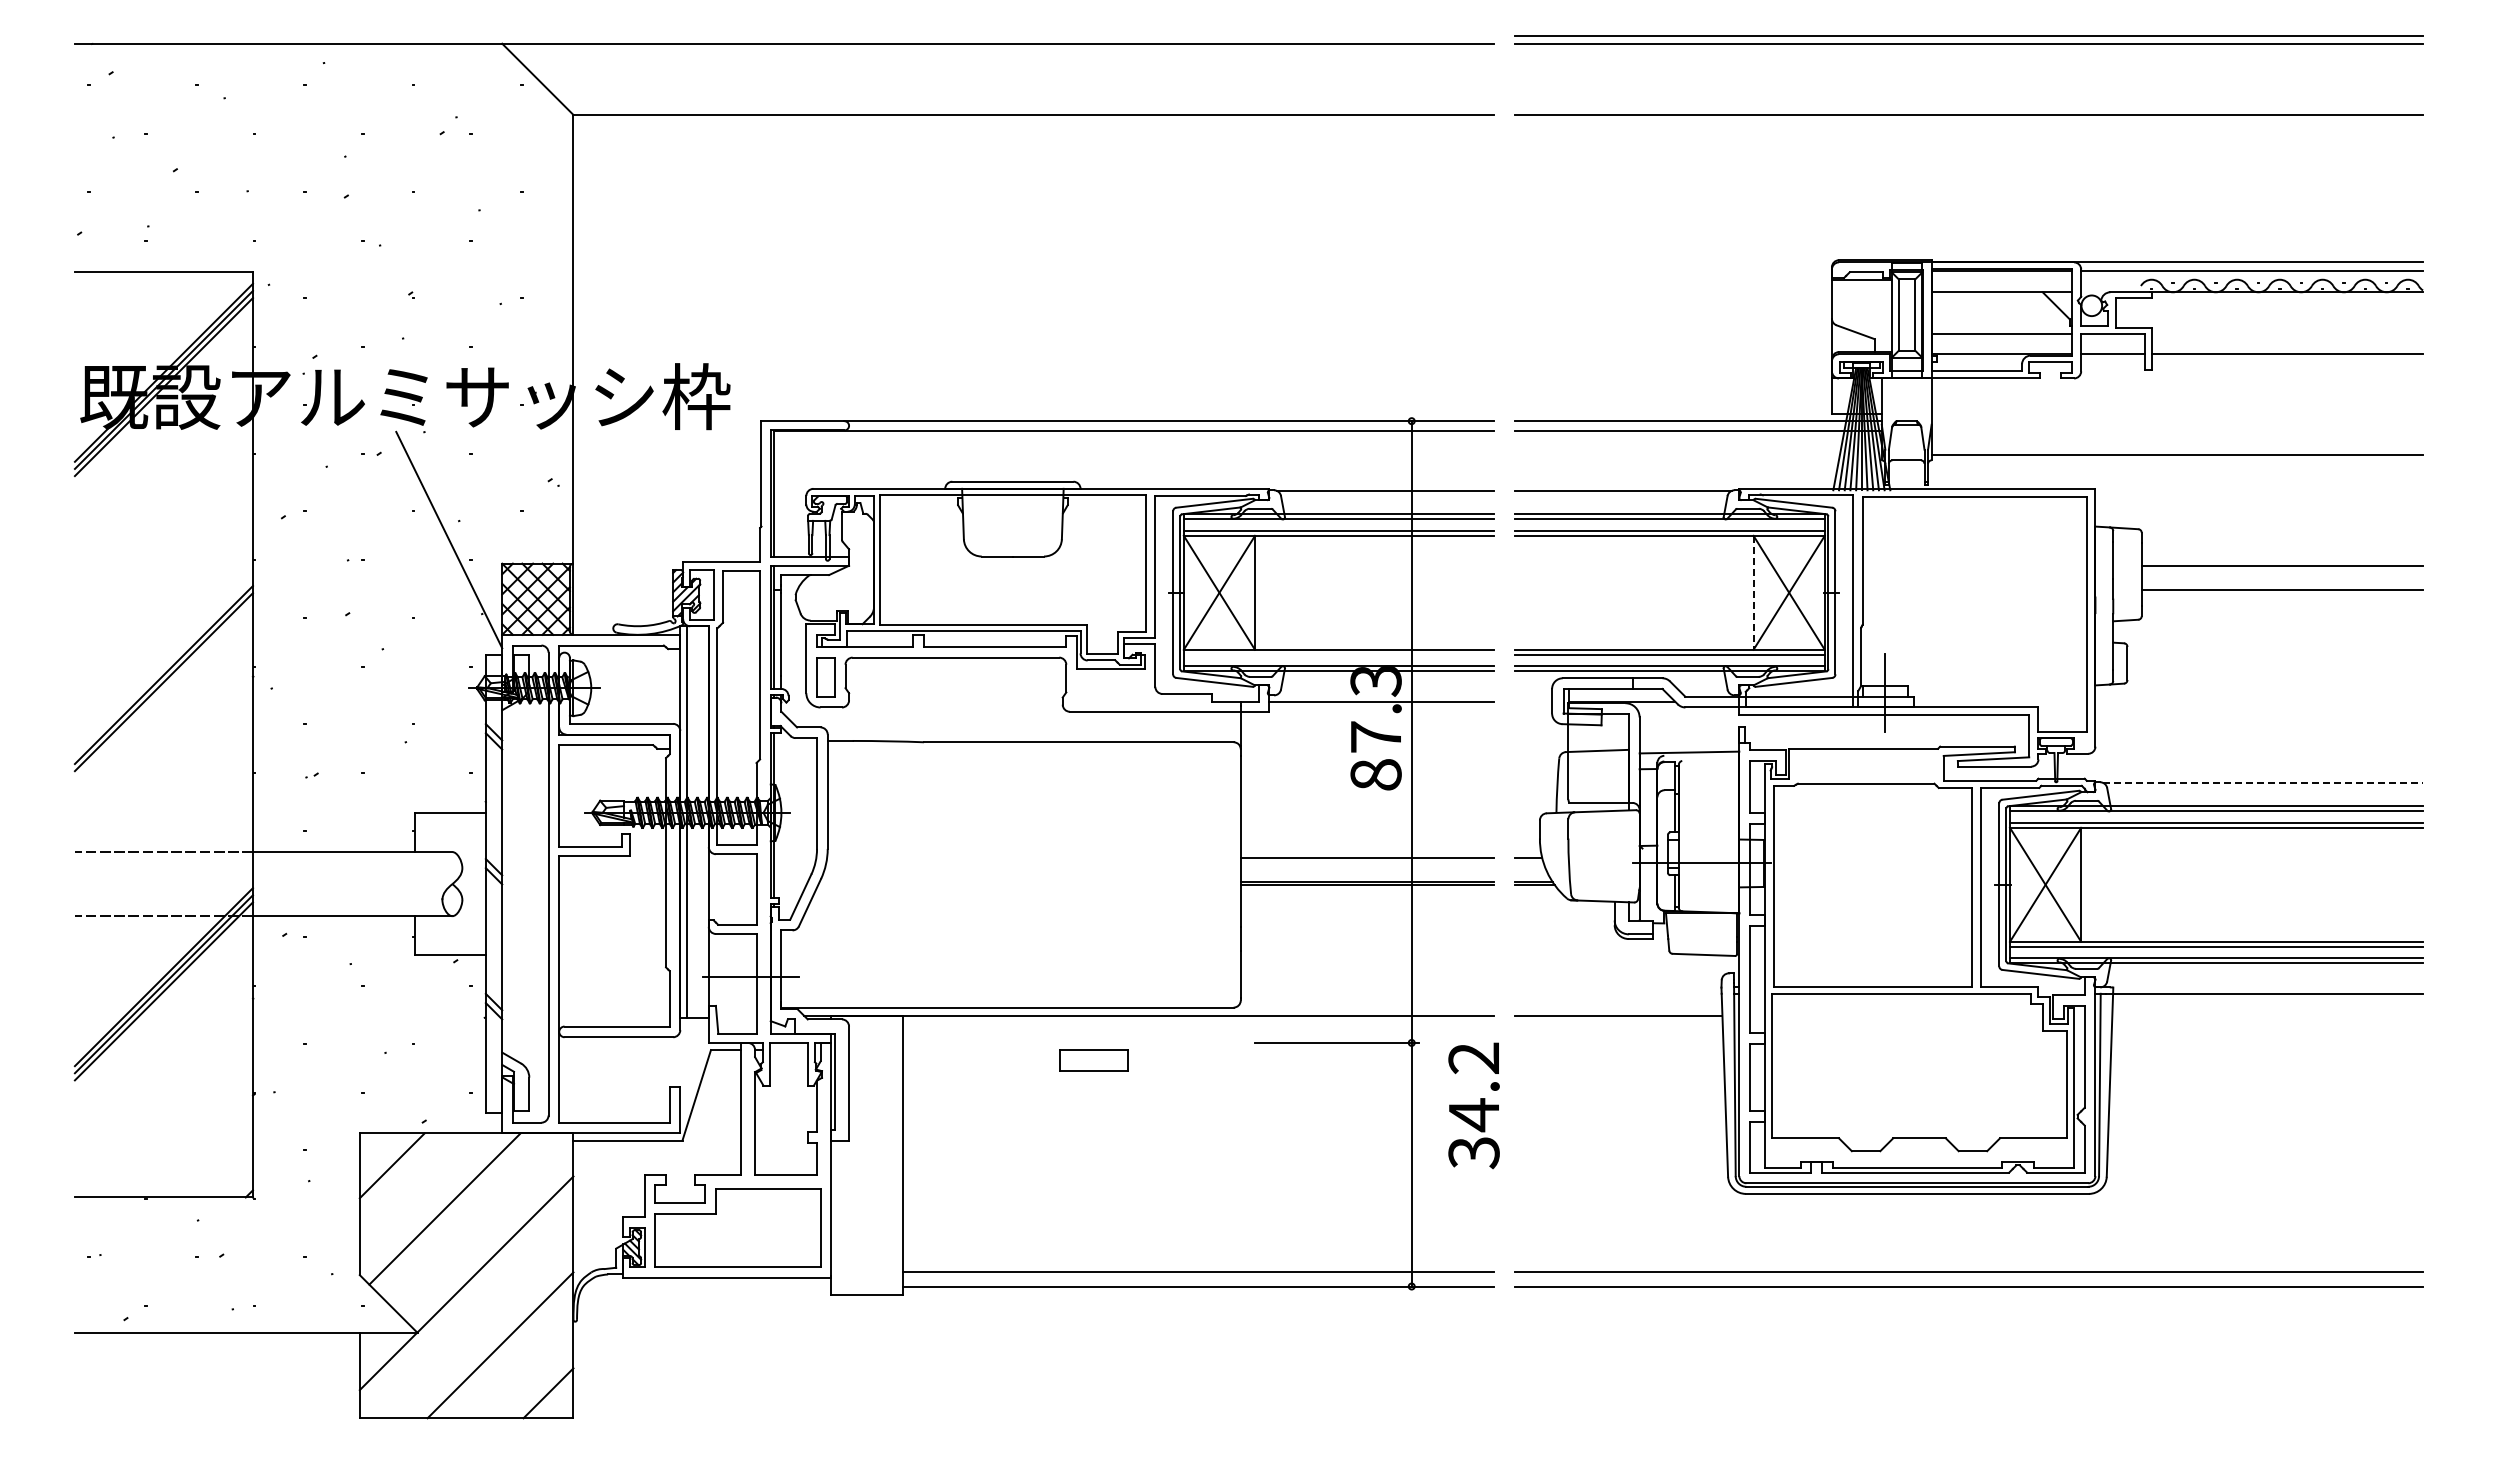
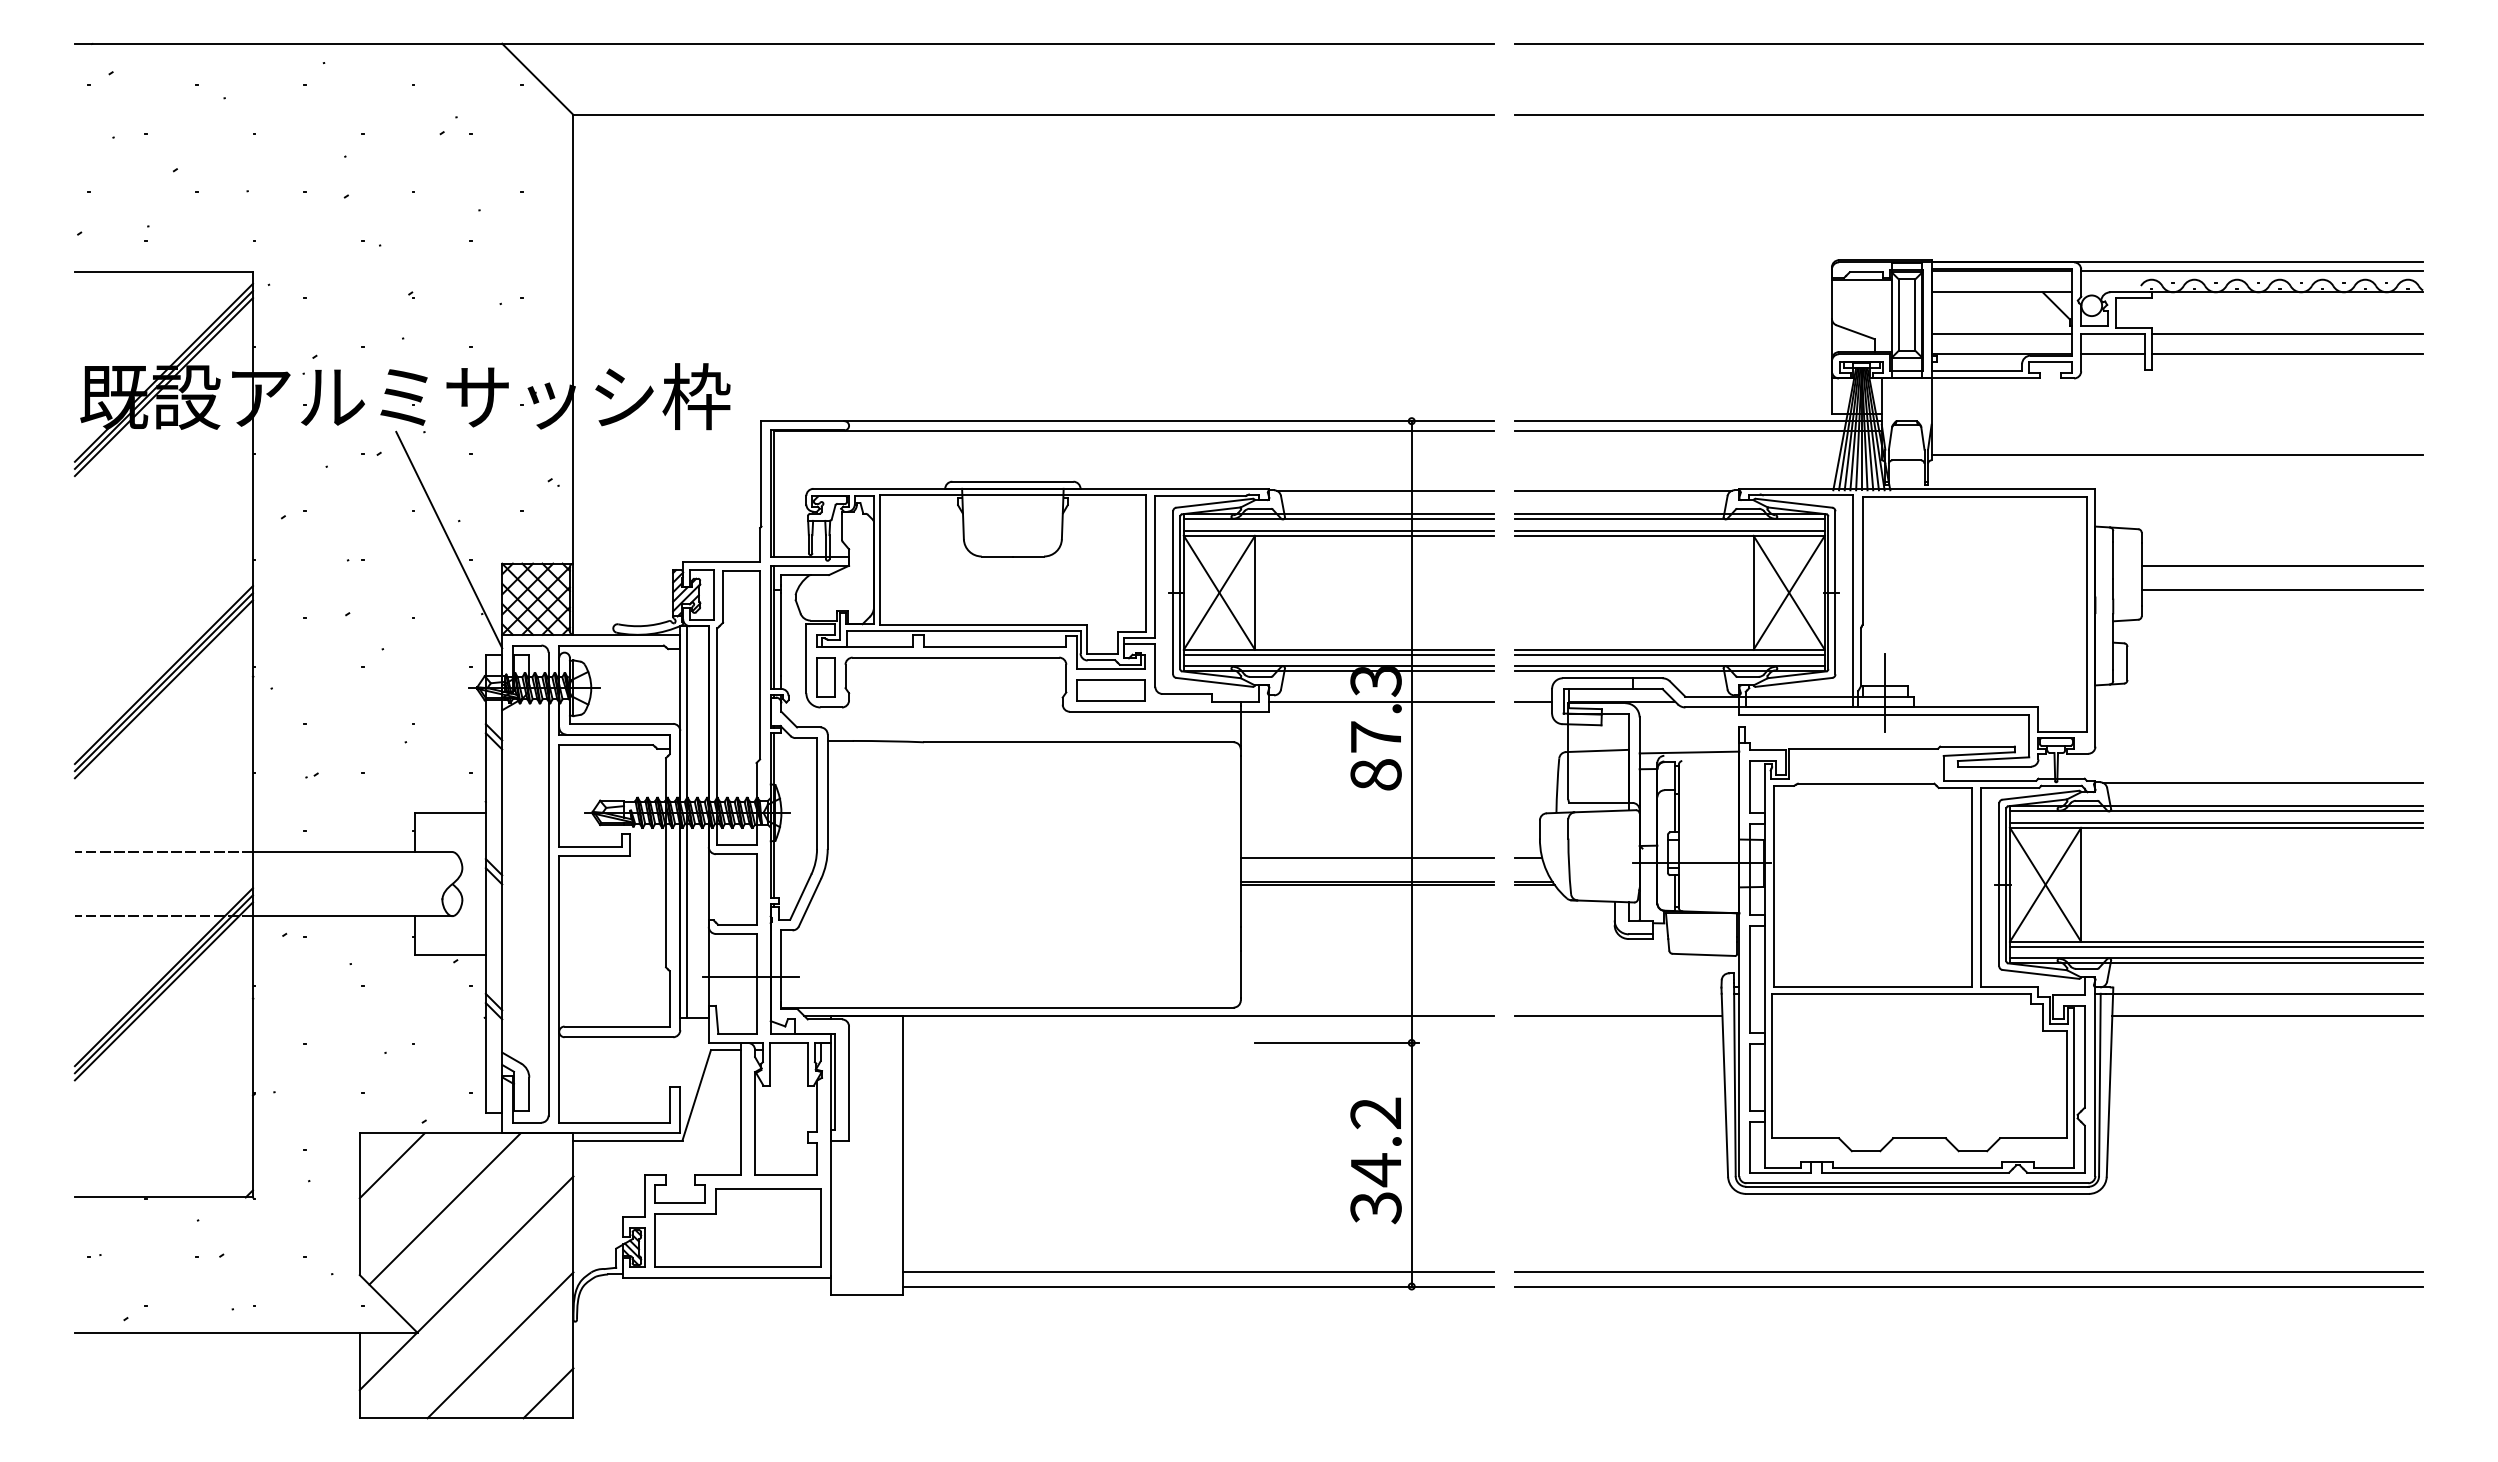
line: present -> none (1968, 35)
line: none -> present (2287, 334)
line: dashed -> solid (1753, 592)
line: none -> present (1338, 654)
line: none -> present (163, 689)
line: none -> present (1533, 701)
line: dashed -> solid (2263, 782)
line: none -> present (2267, 1015)
part position: (1093, 1060) -> (1110, 690) (1110, 690)
text position: (1473, 1105) -> (1375, 1160) (1375, 1160)
